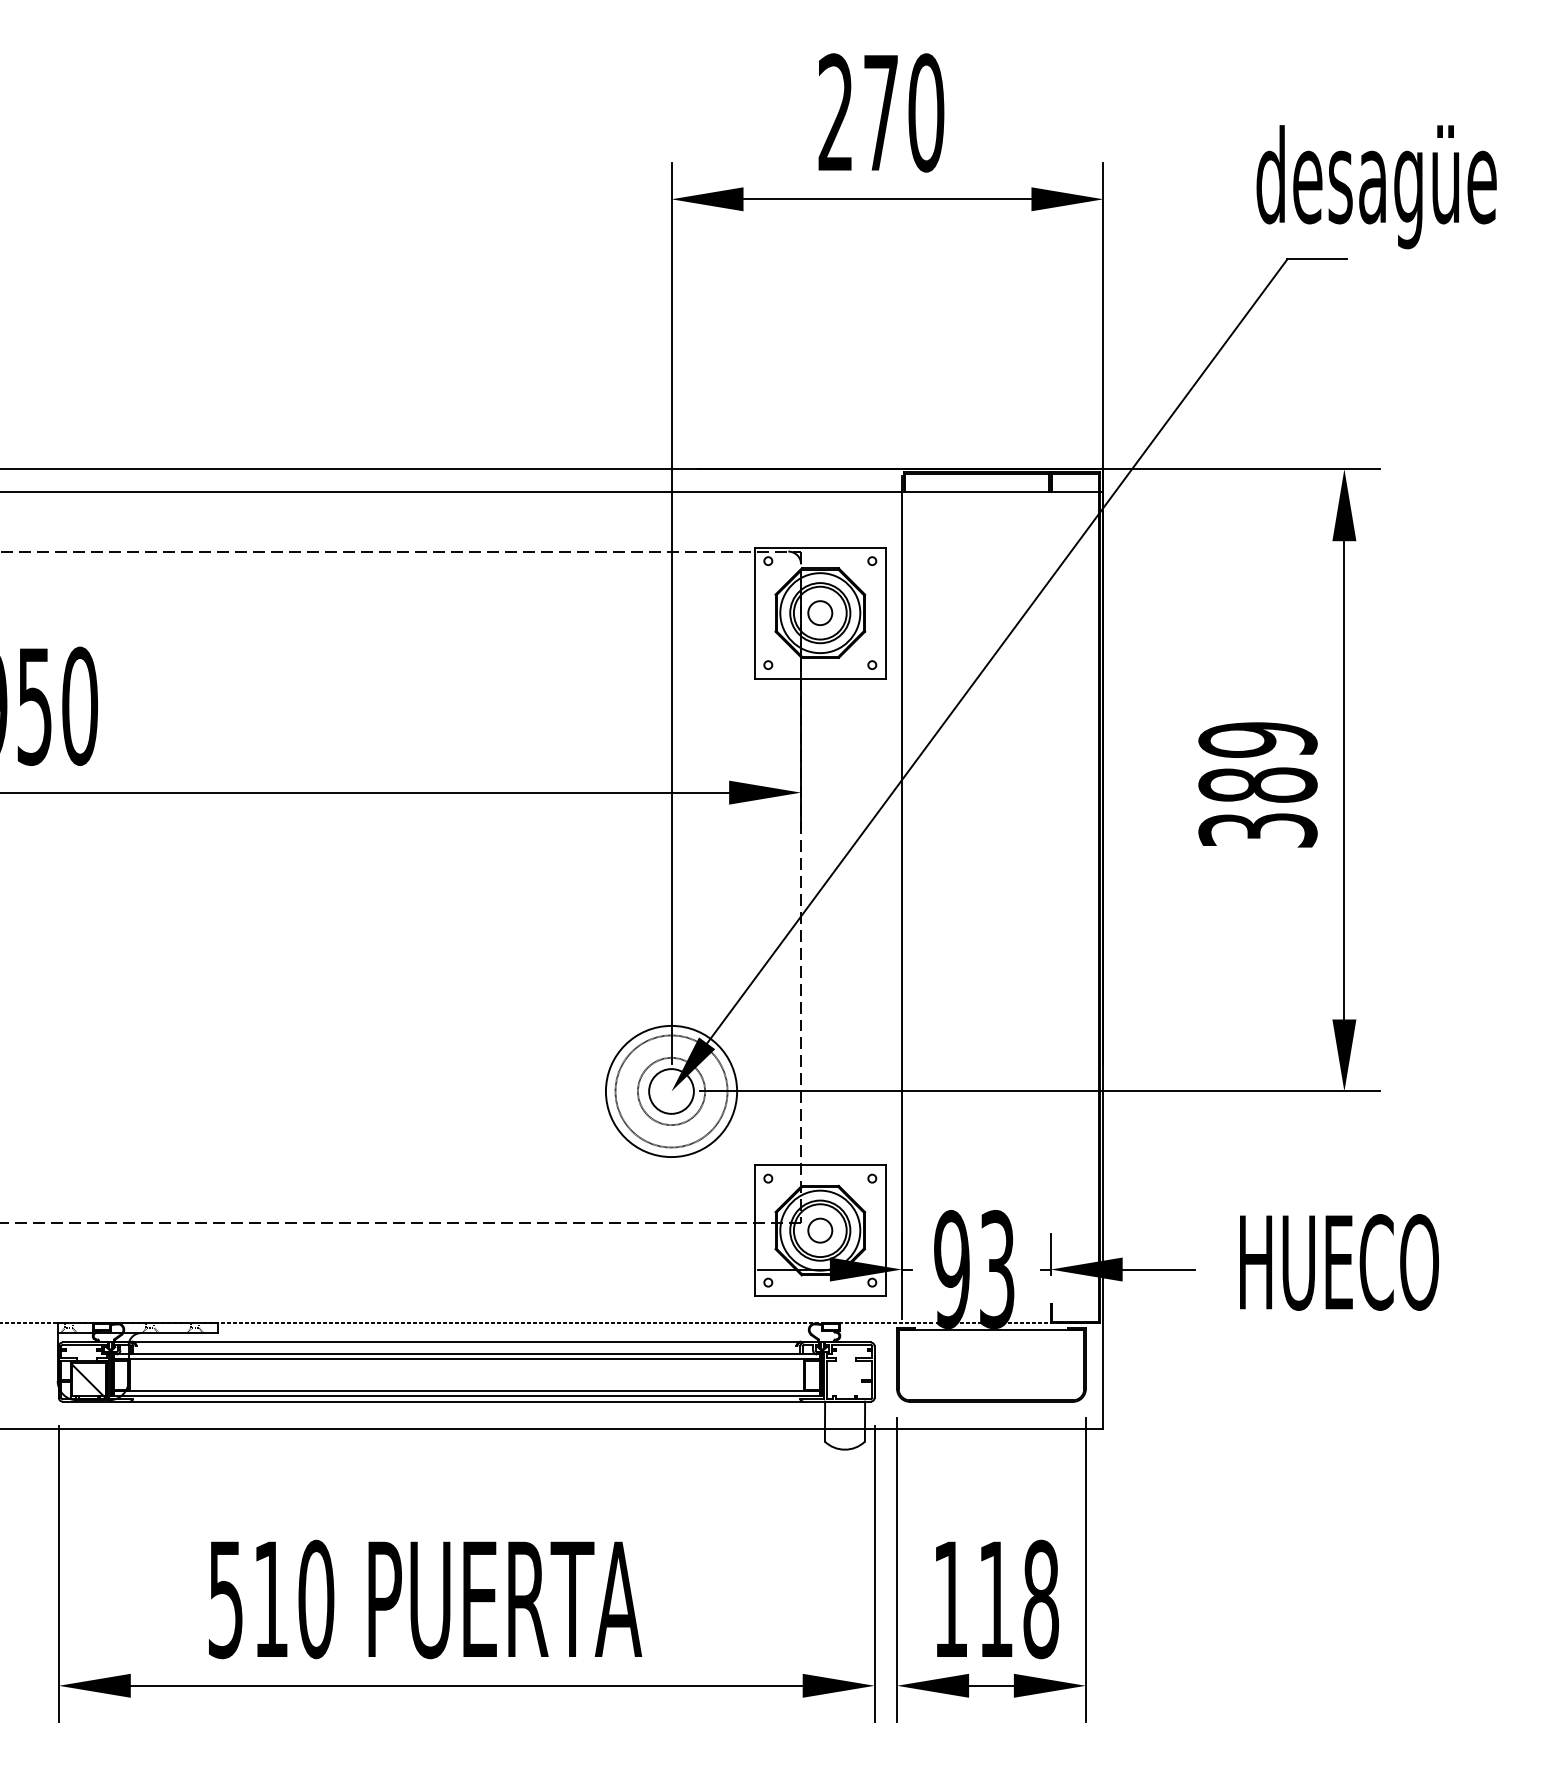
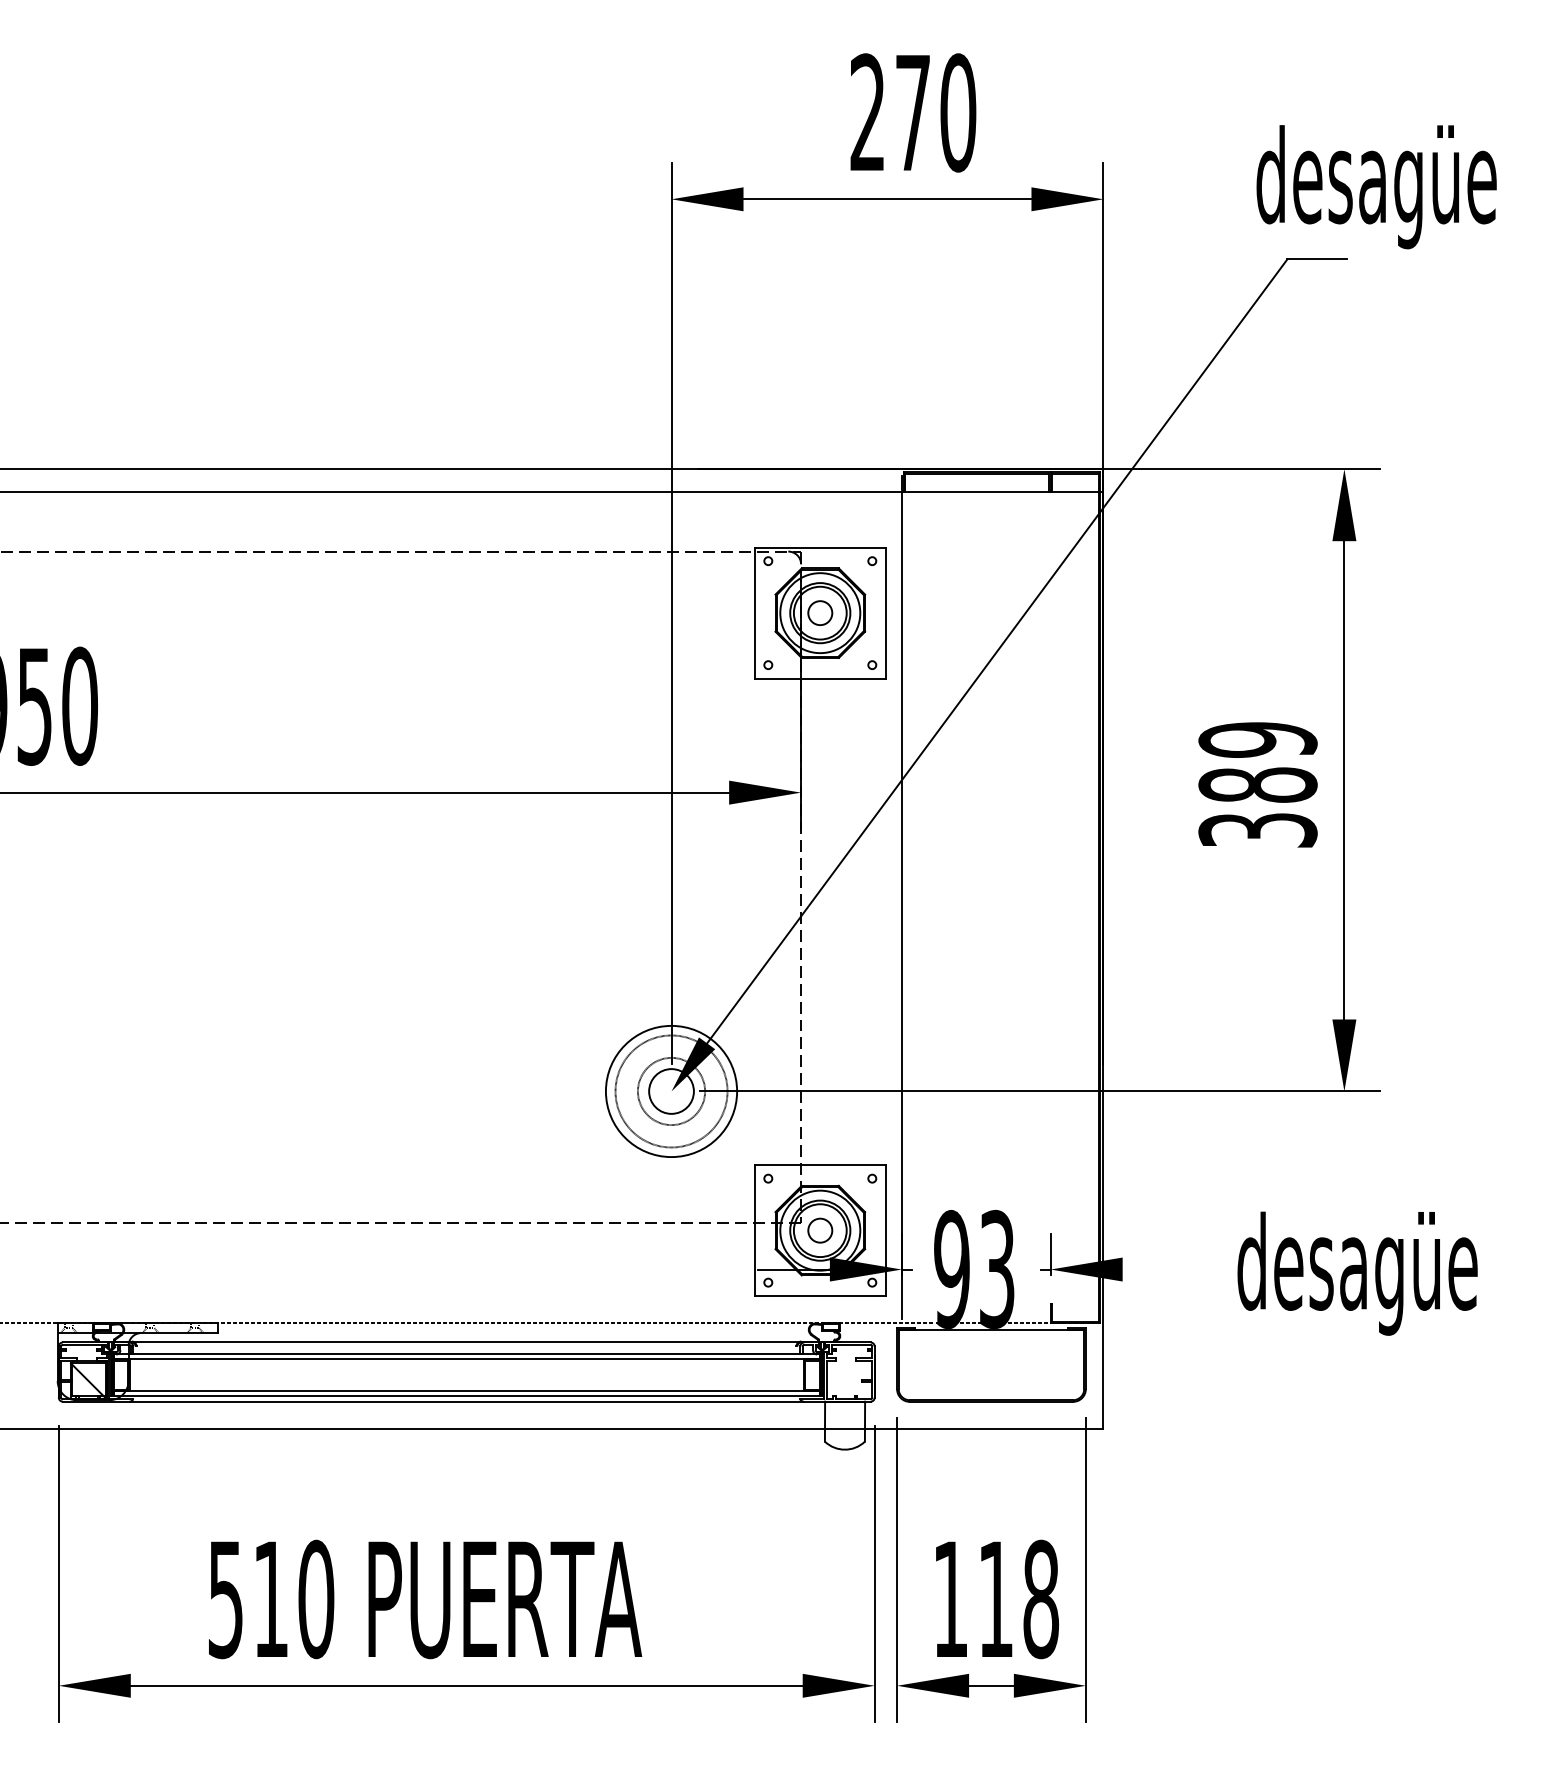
text position: (881, 112) -> (913, 112) (913, 112)
line: present -> none (1158, 1269)
text: HUECO -> desagüe (1357, 1273)
